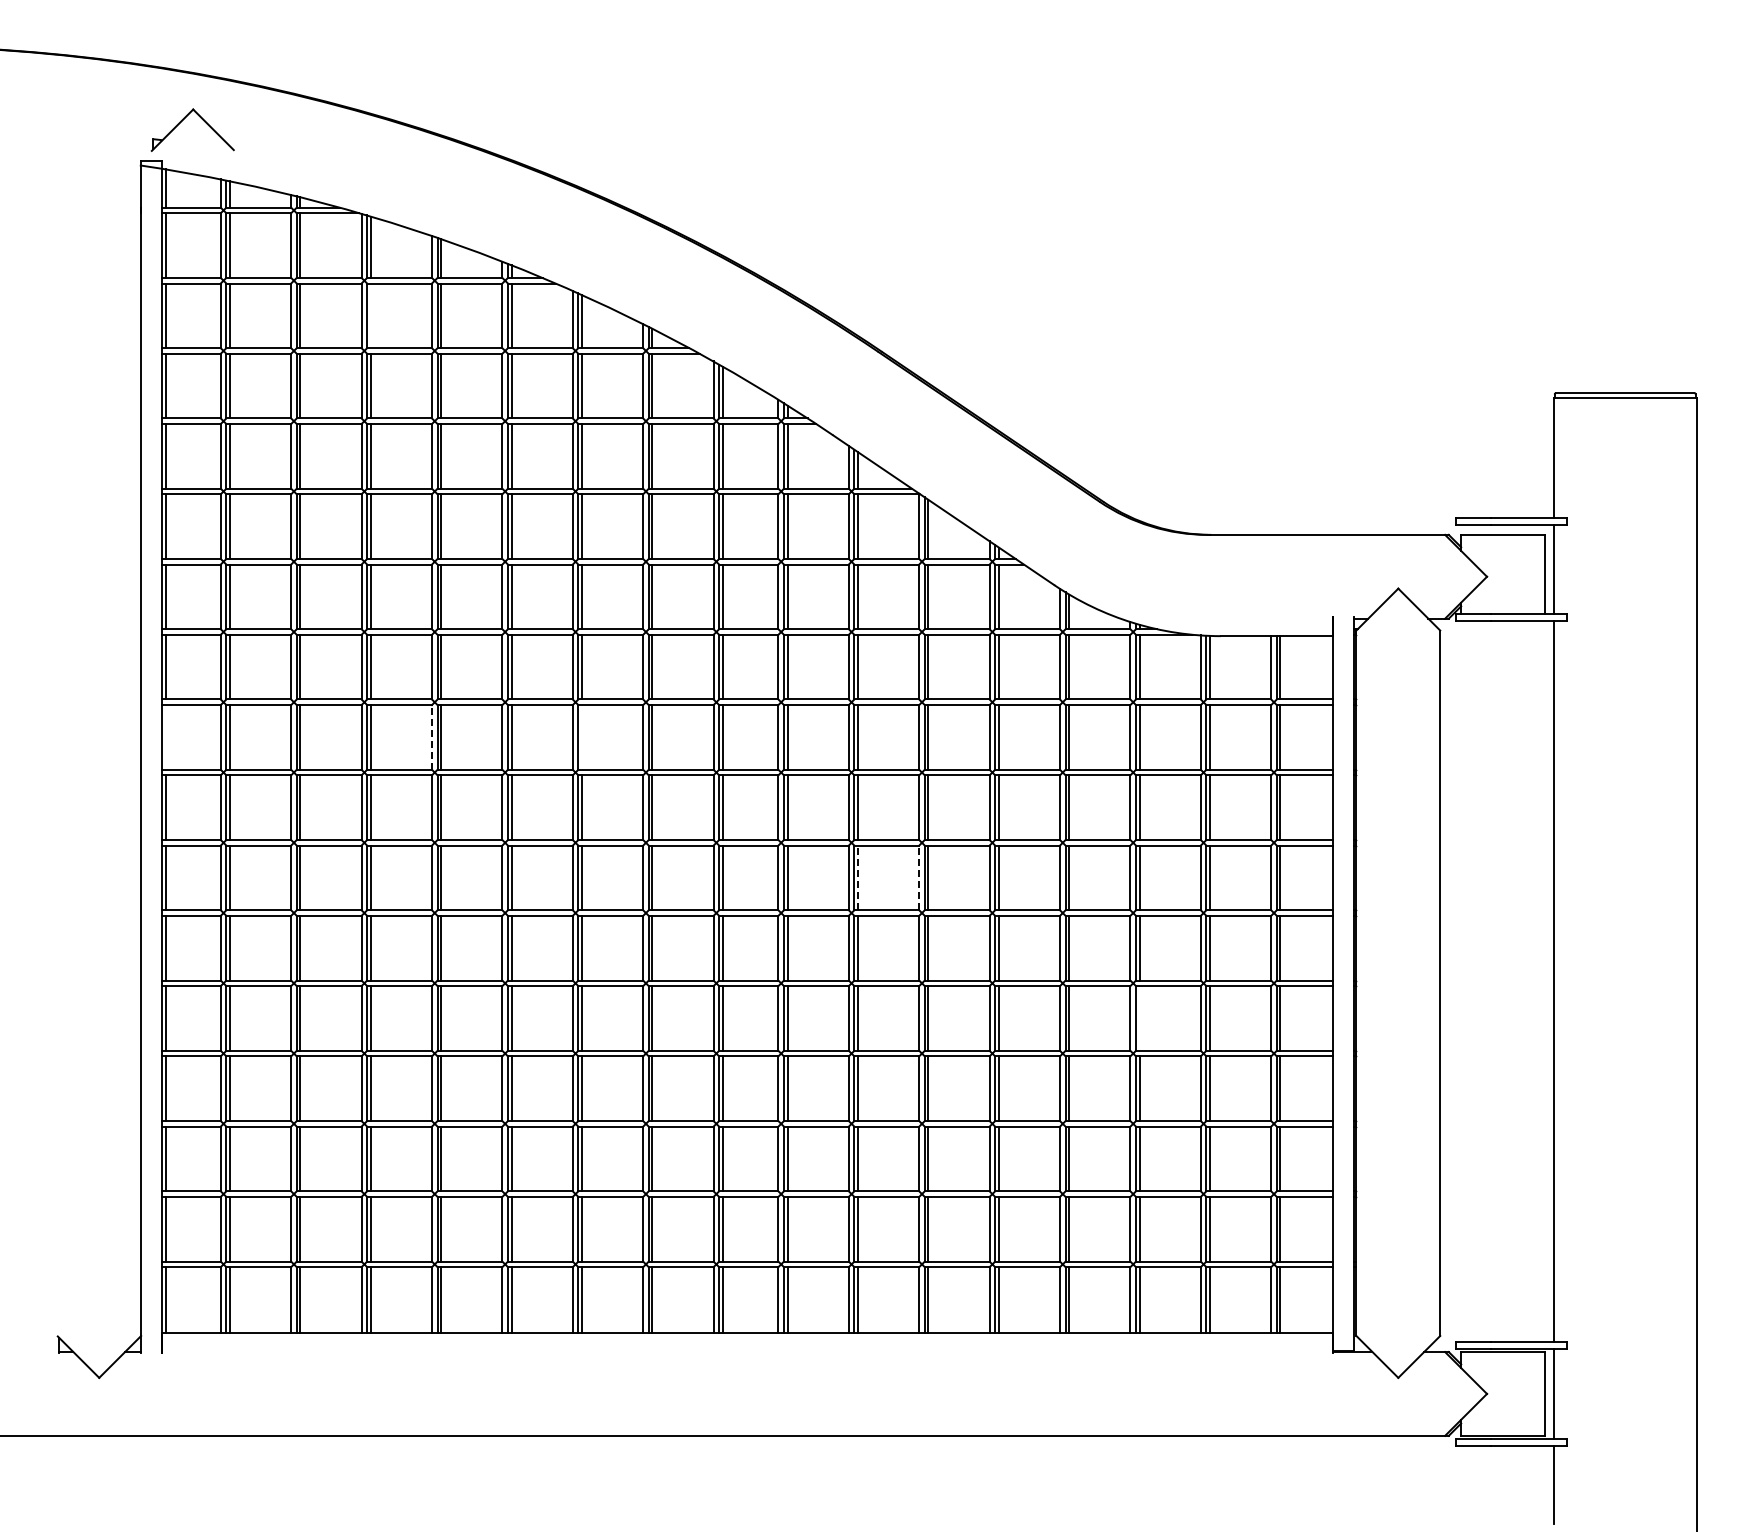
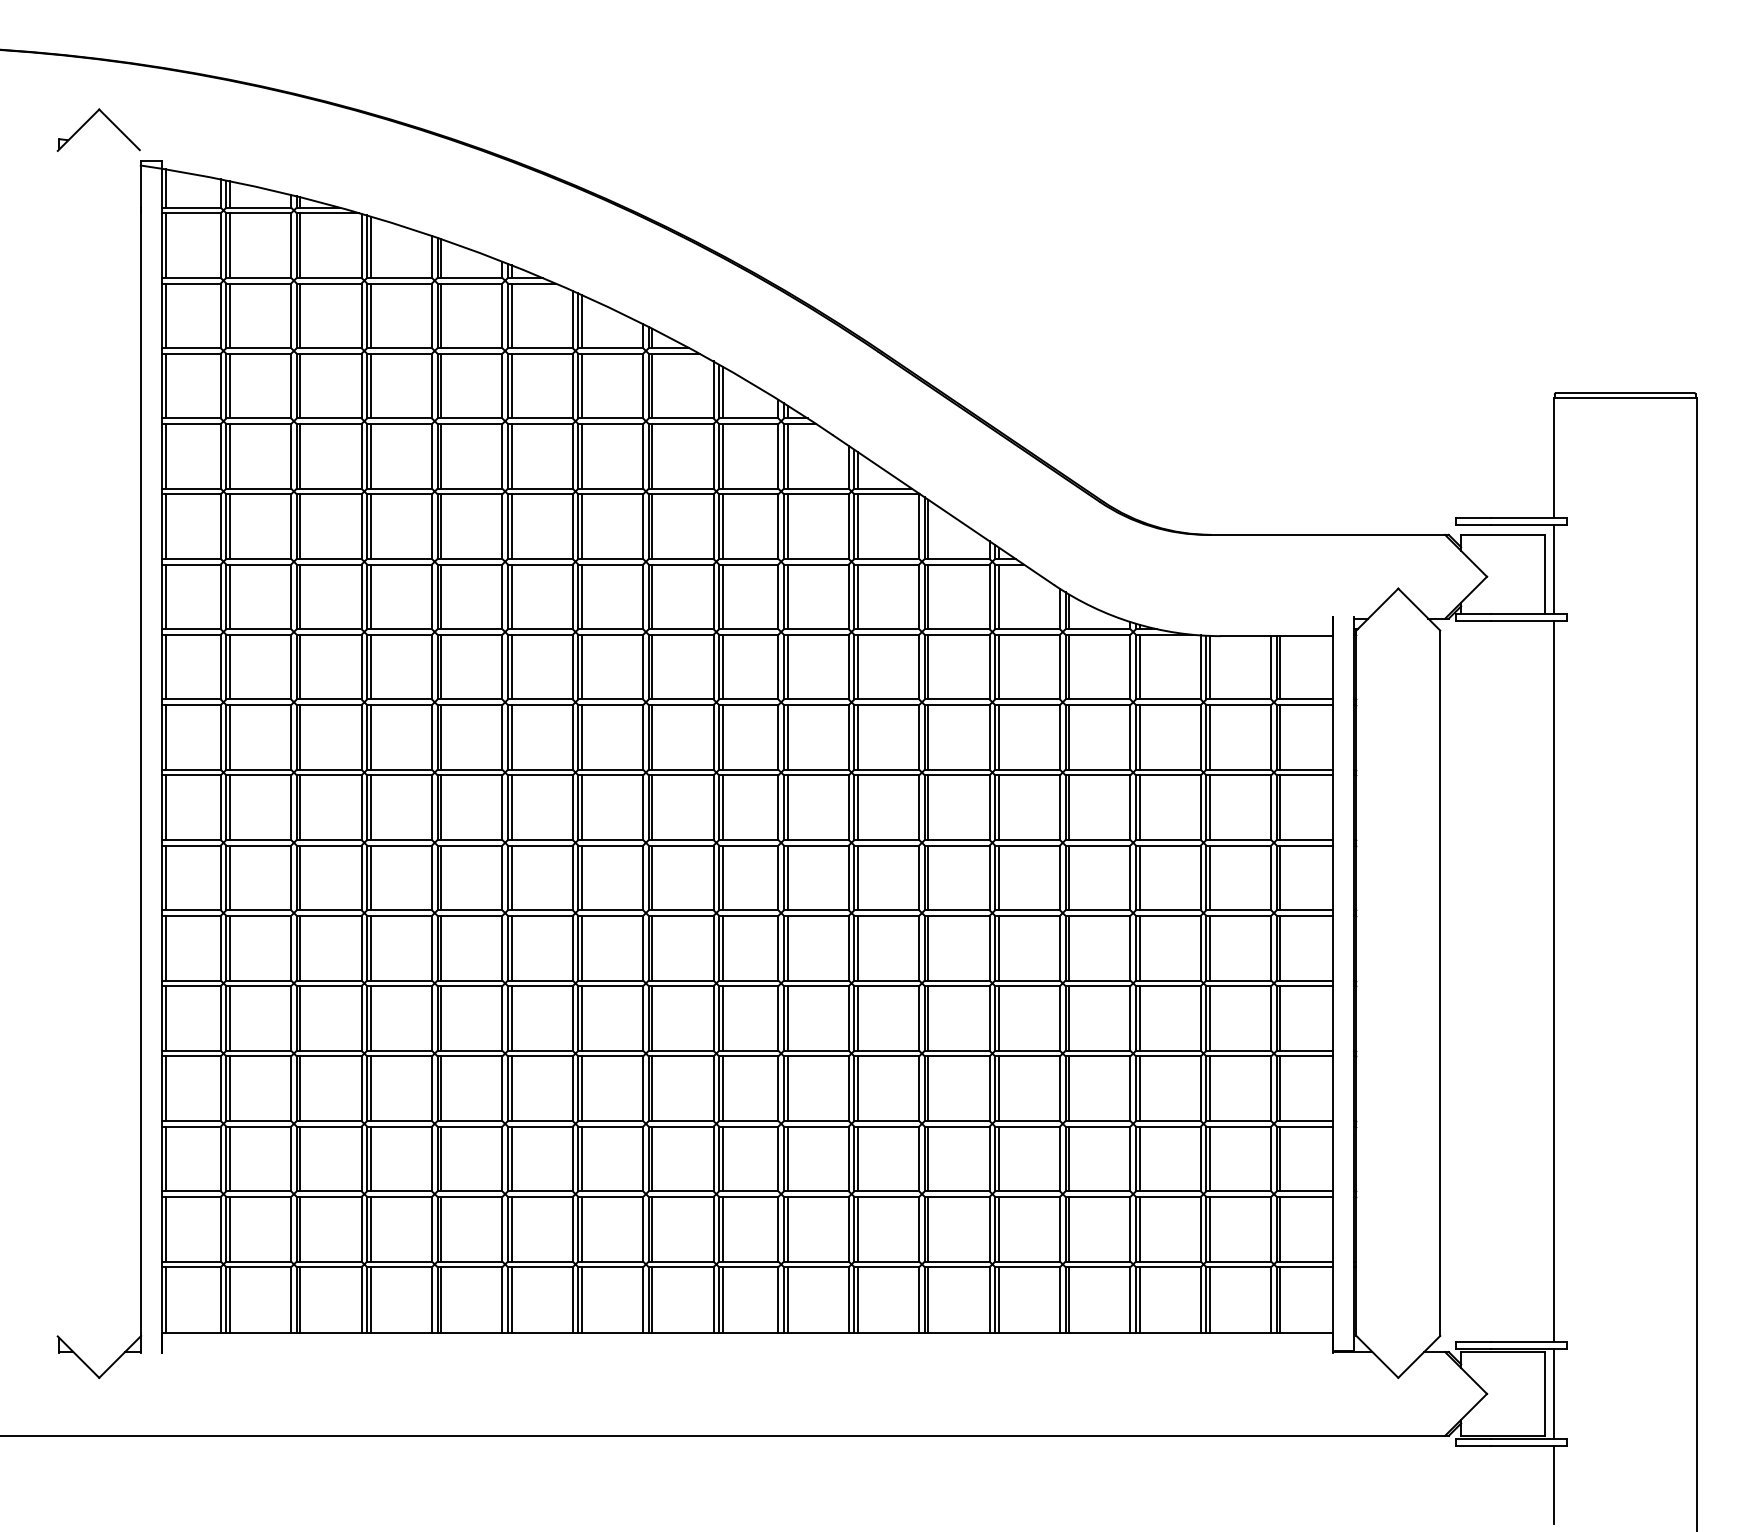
part position: (183, 120) -> (89, 120) (89, 120)
line: none -> present (370, 315)
line: dashed -> solid (431, 736)
line: none -> present (165, 737)
line: none -> present (582, 737)
line: dashed -> solid (858, 877)
line: dashed -> solid (919, 877)
line: none -> present (1139, 1018)
